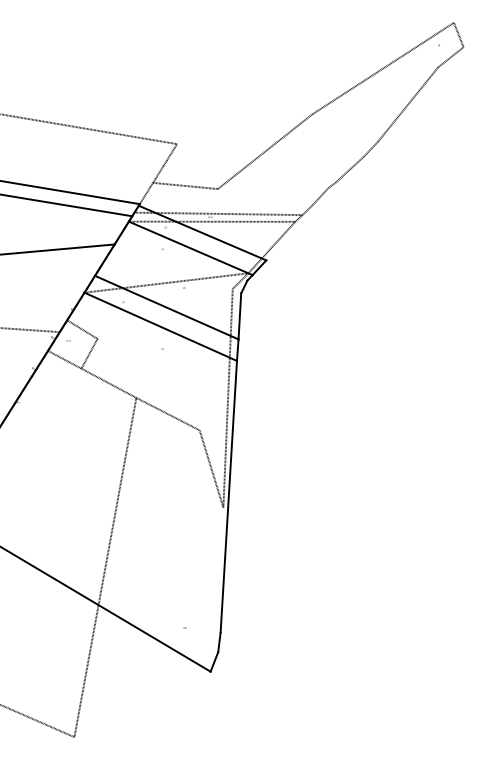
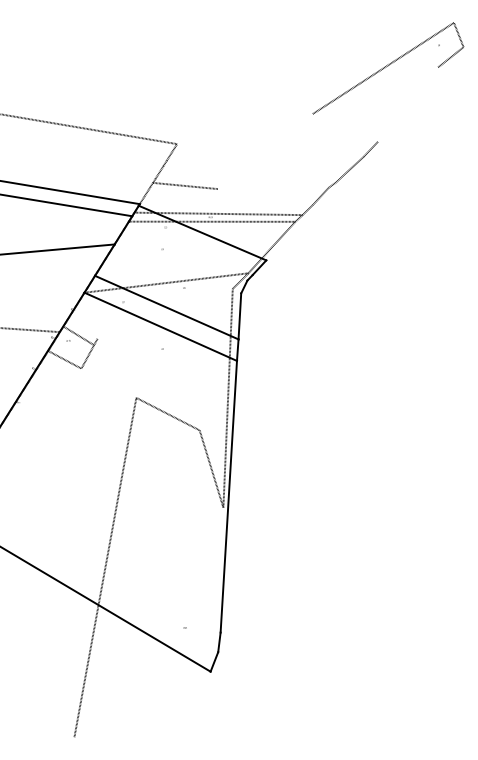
line: present -> none (408, 104)
line: present -> none (264, 151)
line: present -> none (190, 248)
line position: (82, 329) -> (78, 335) (78, 335)
line: present -> none (108, 382)
line: present -> none (38, 721)
